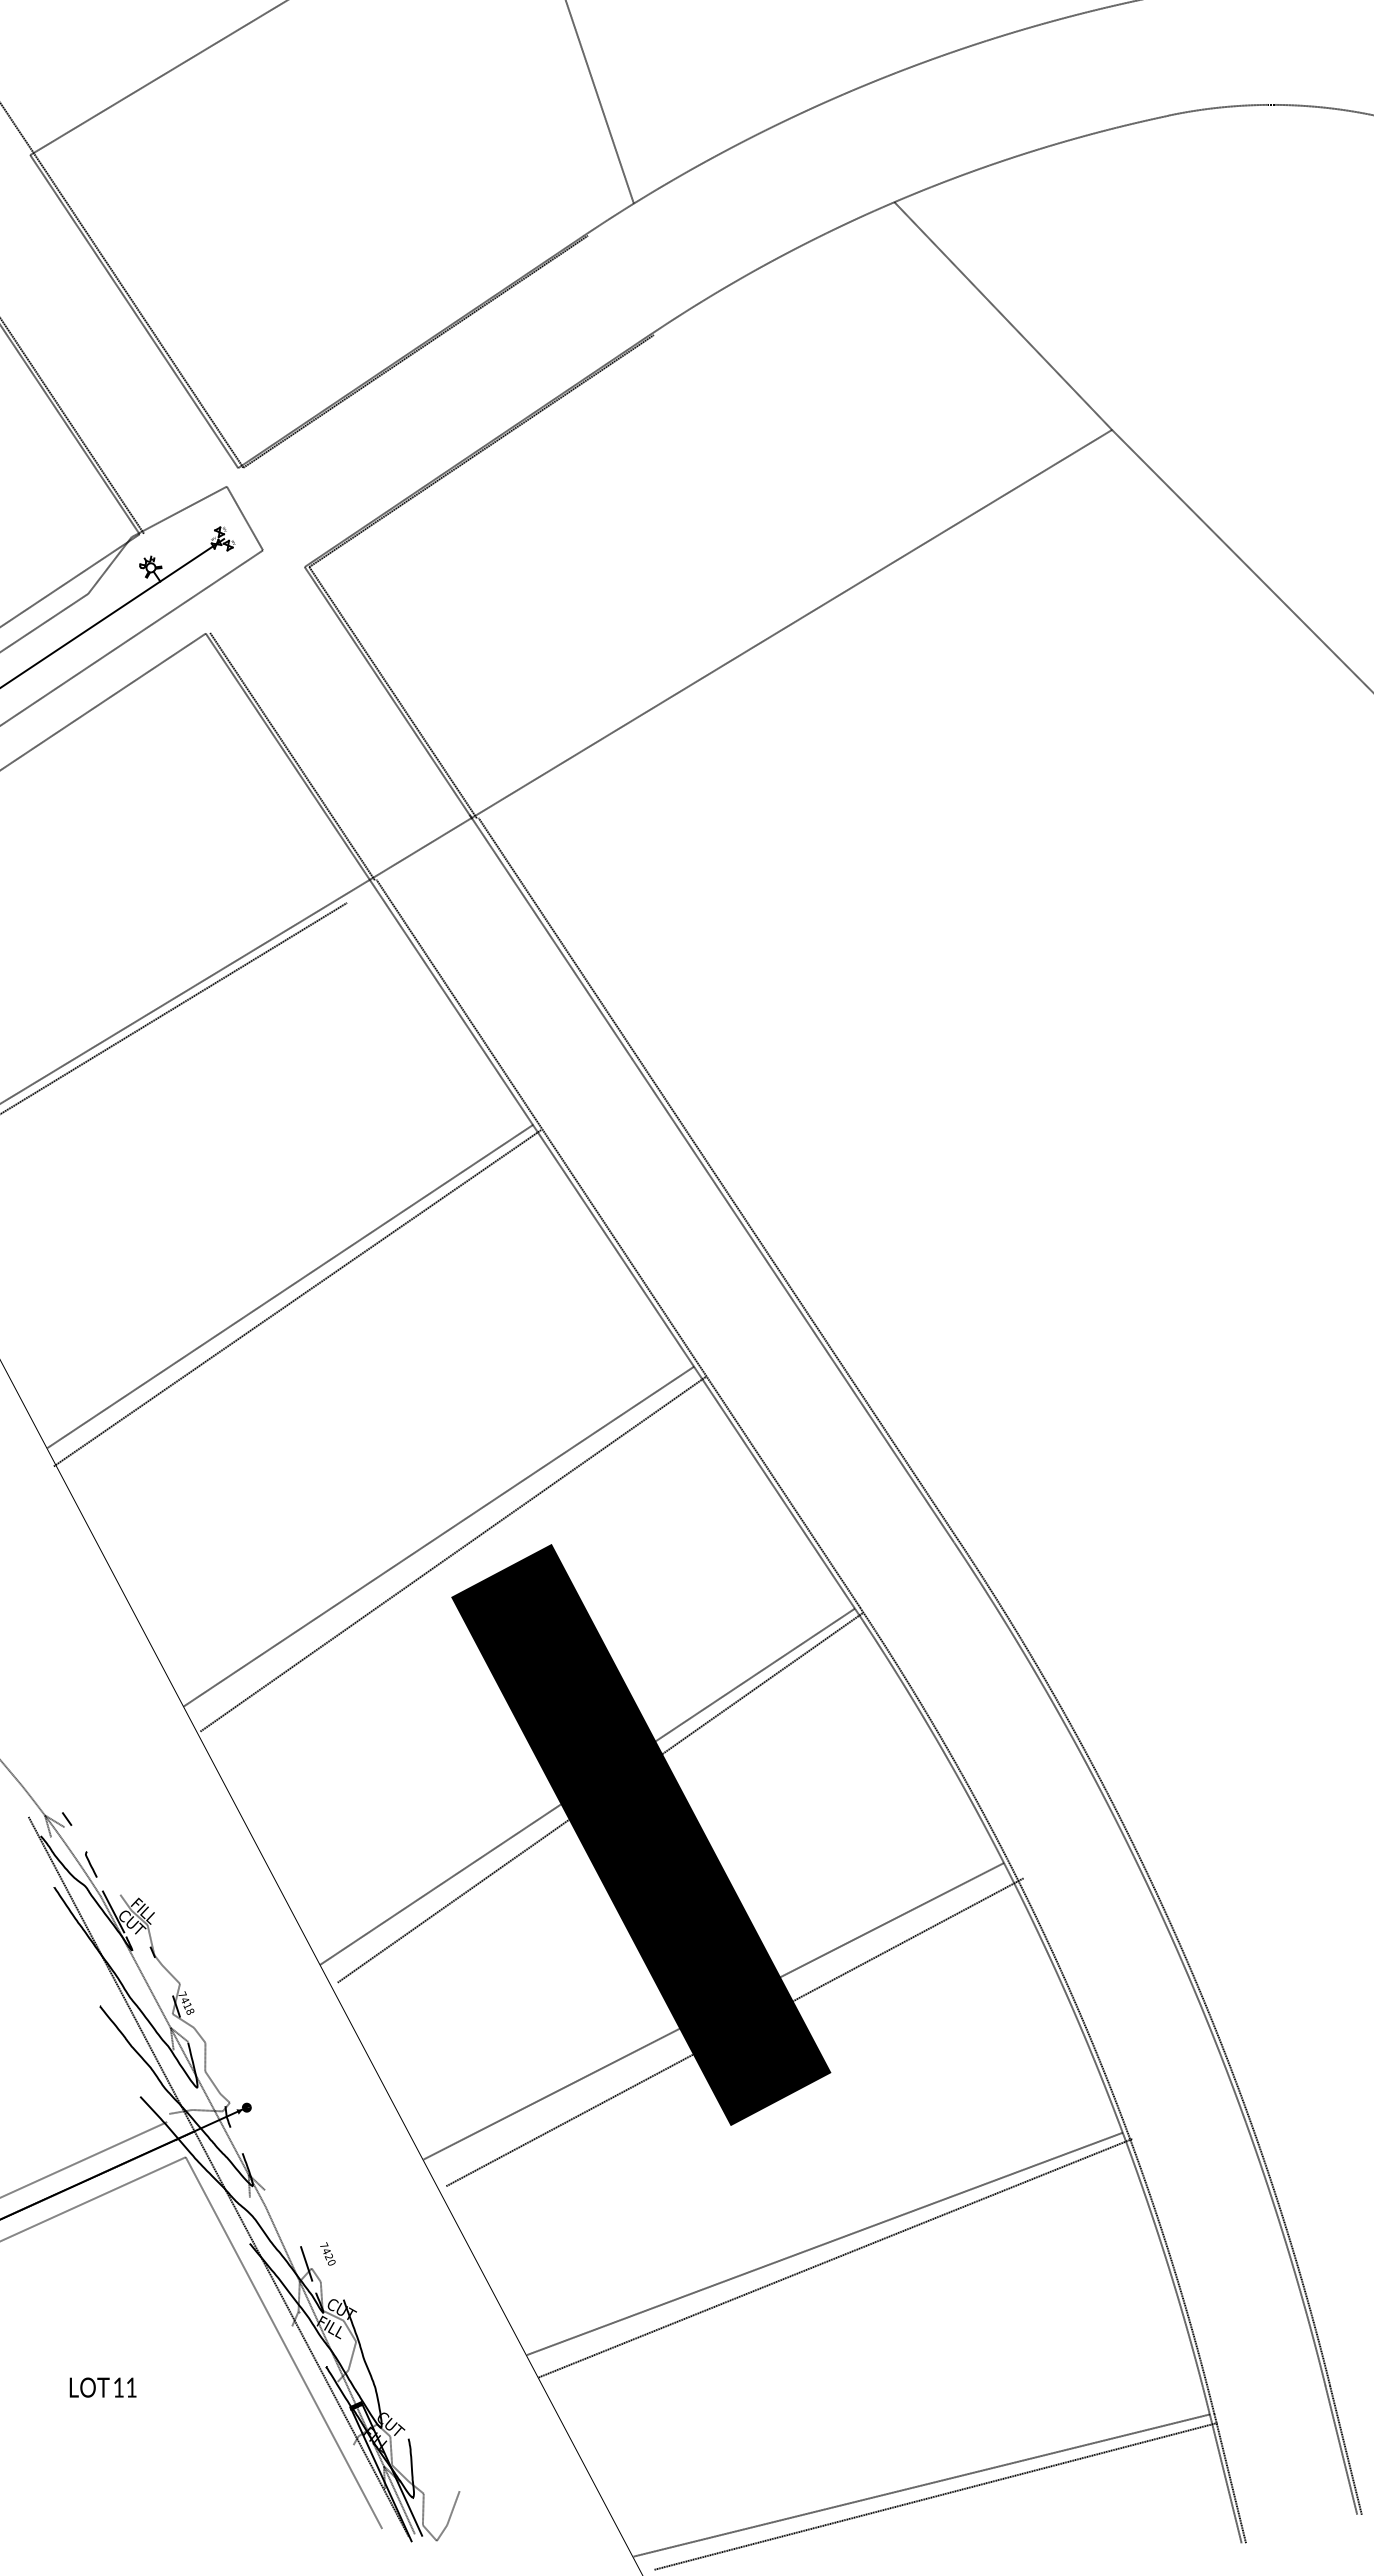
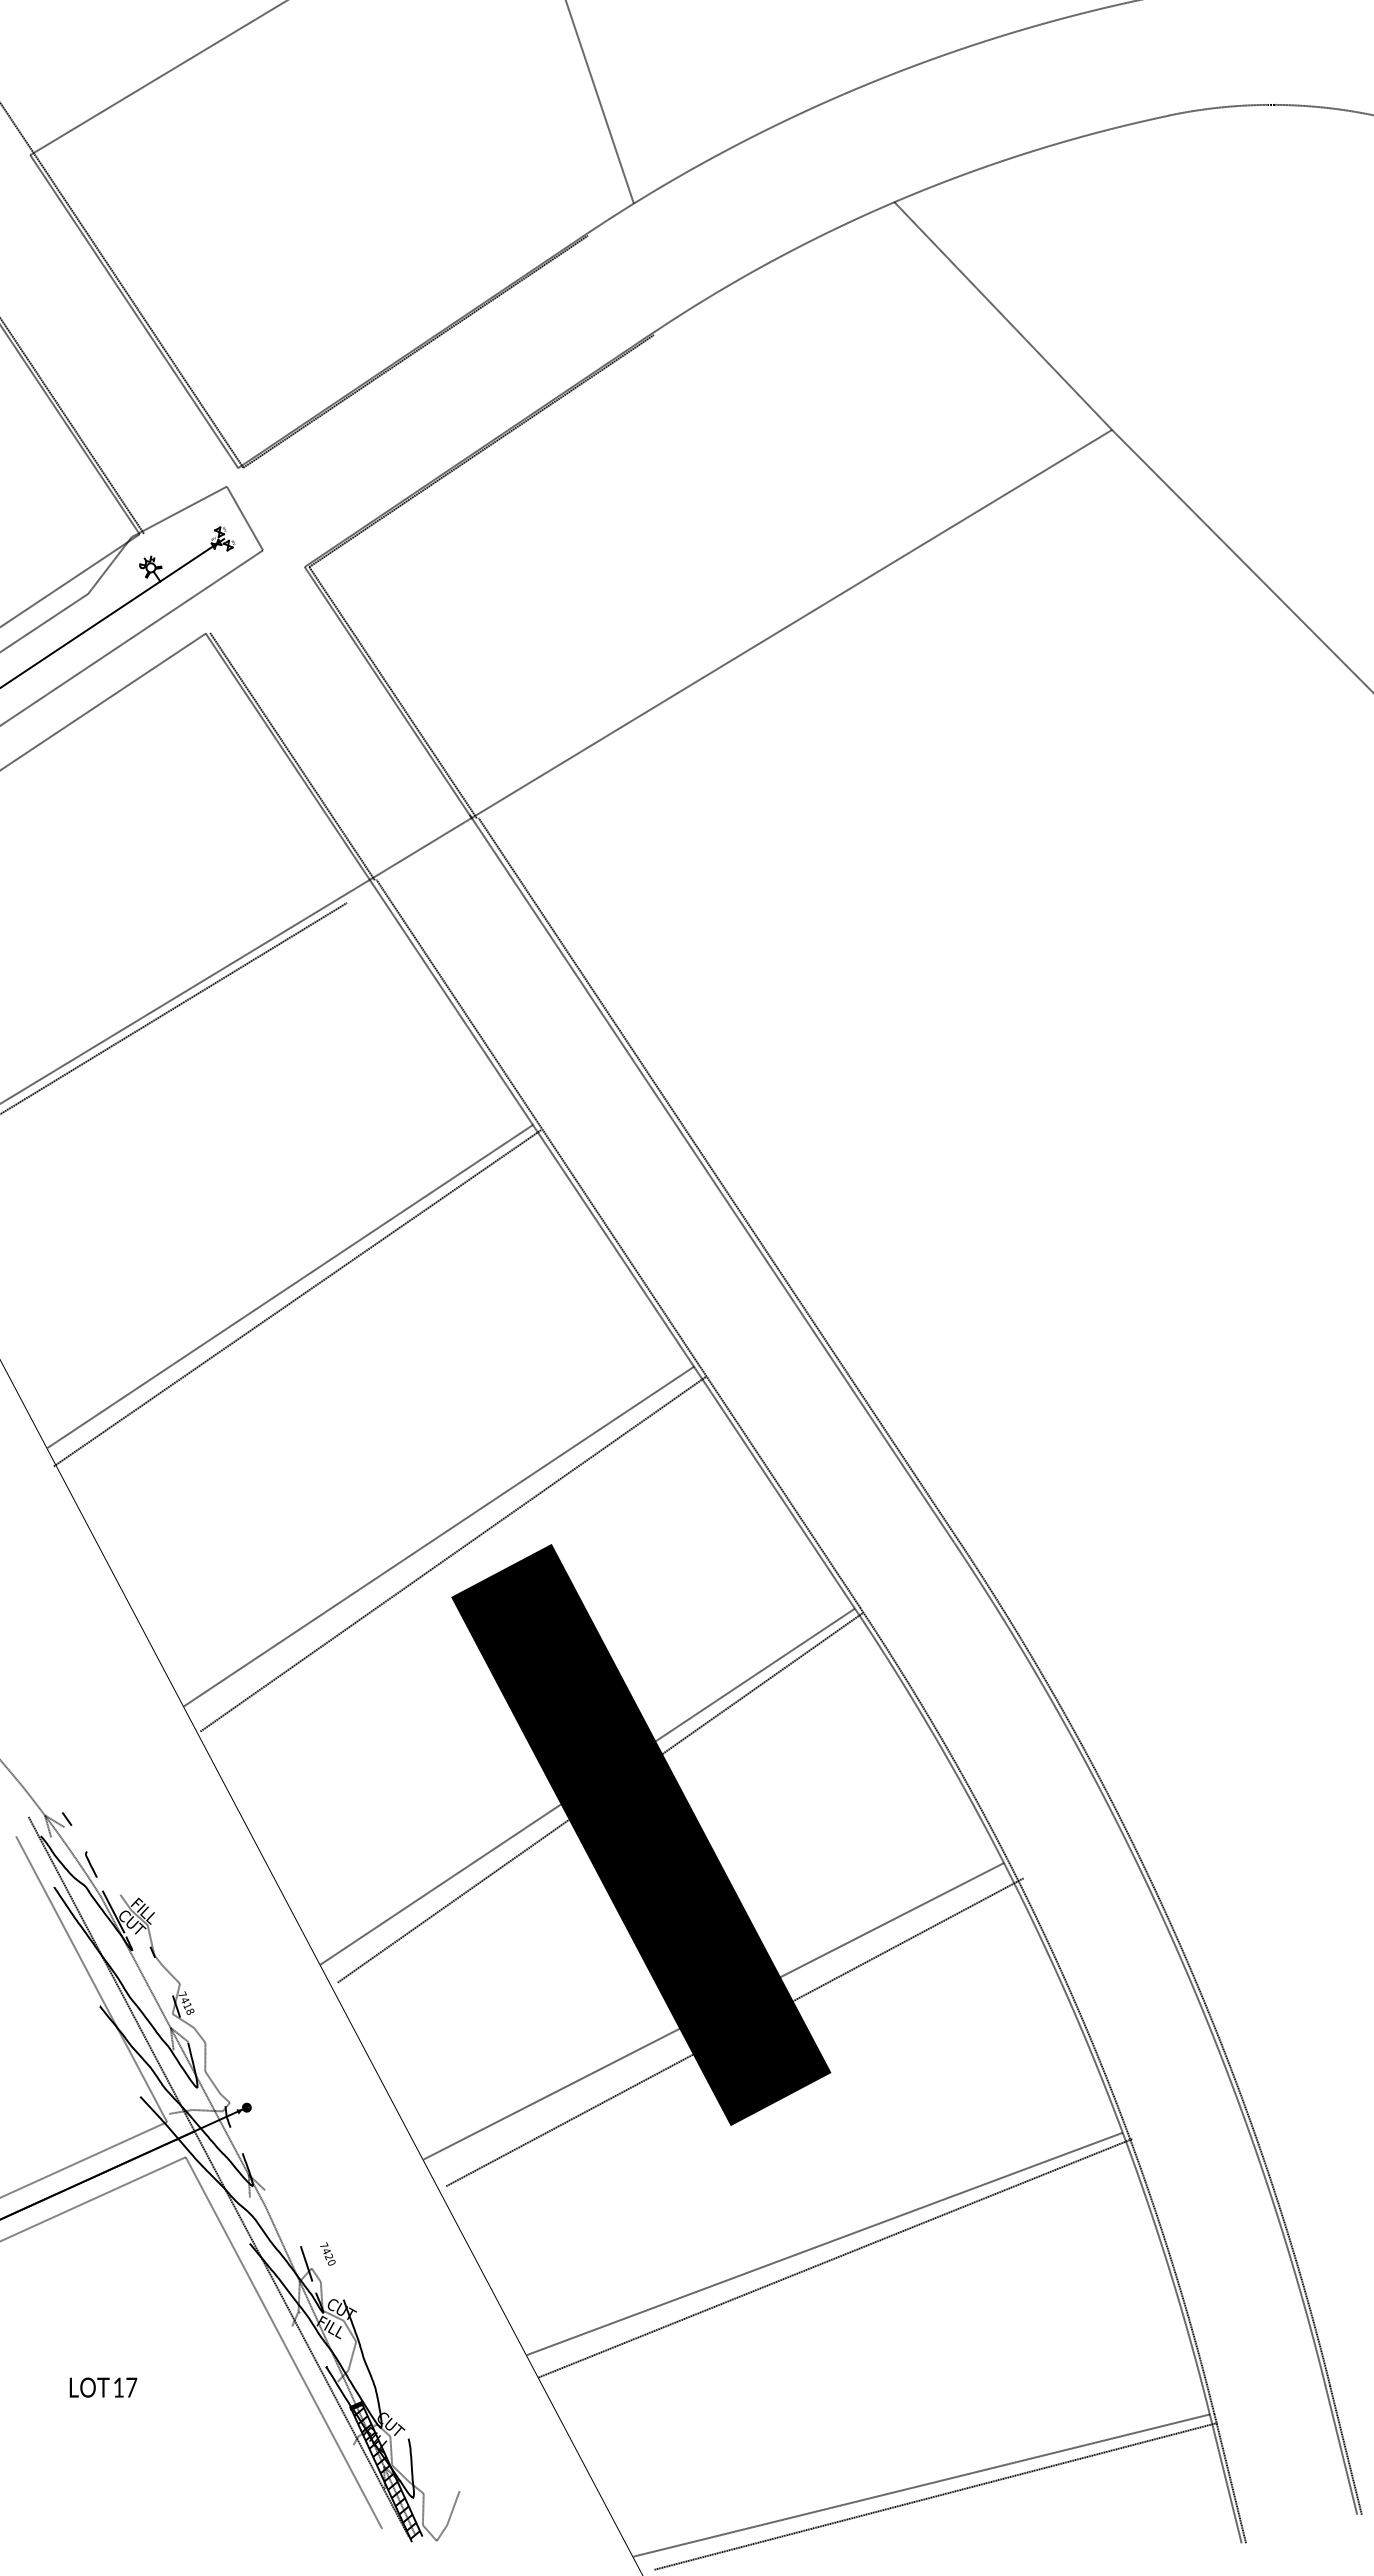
line: none -> present (91, 1979)
text: 11 -> 17 (131, 2387)
hatch: none -> present (385, 2472)
